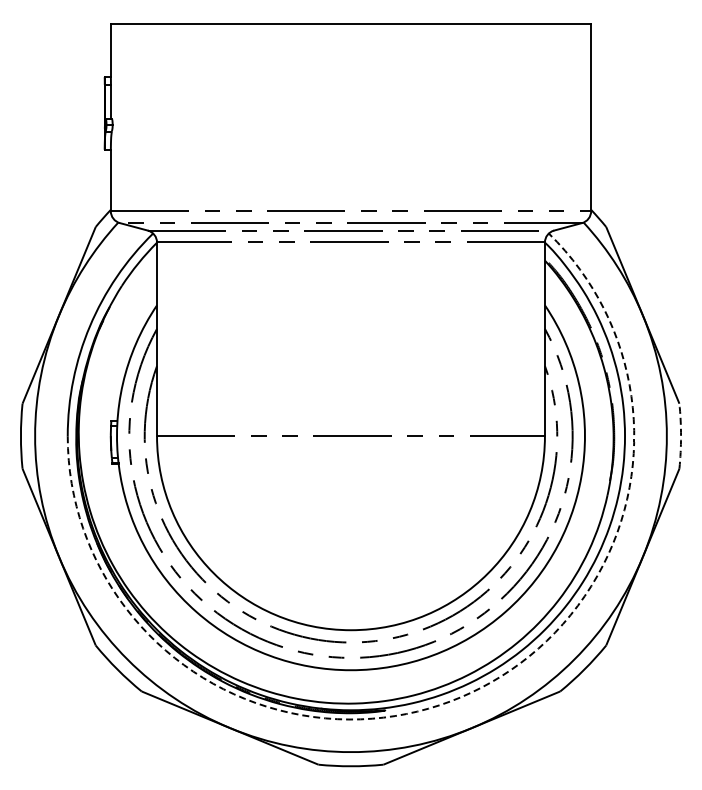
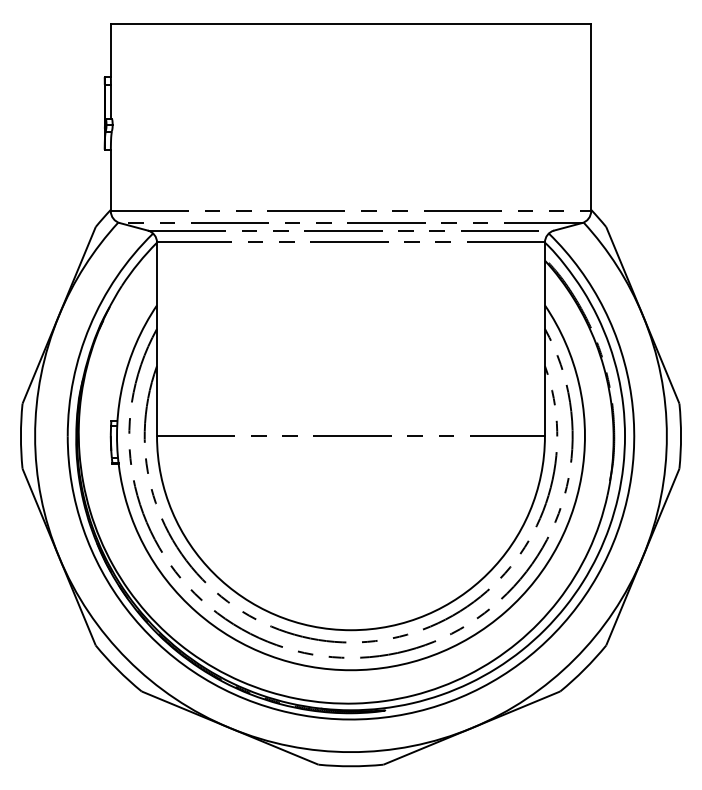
arc: dashed -> solid (681, 436)
arc: dashed -> solid (460, 697)
